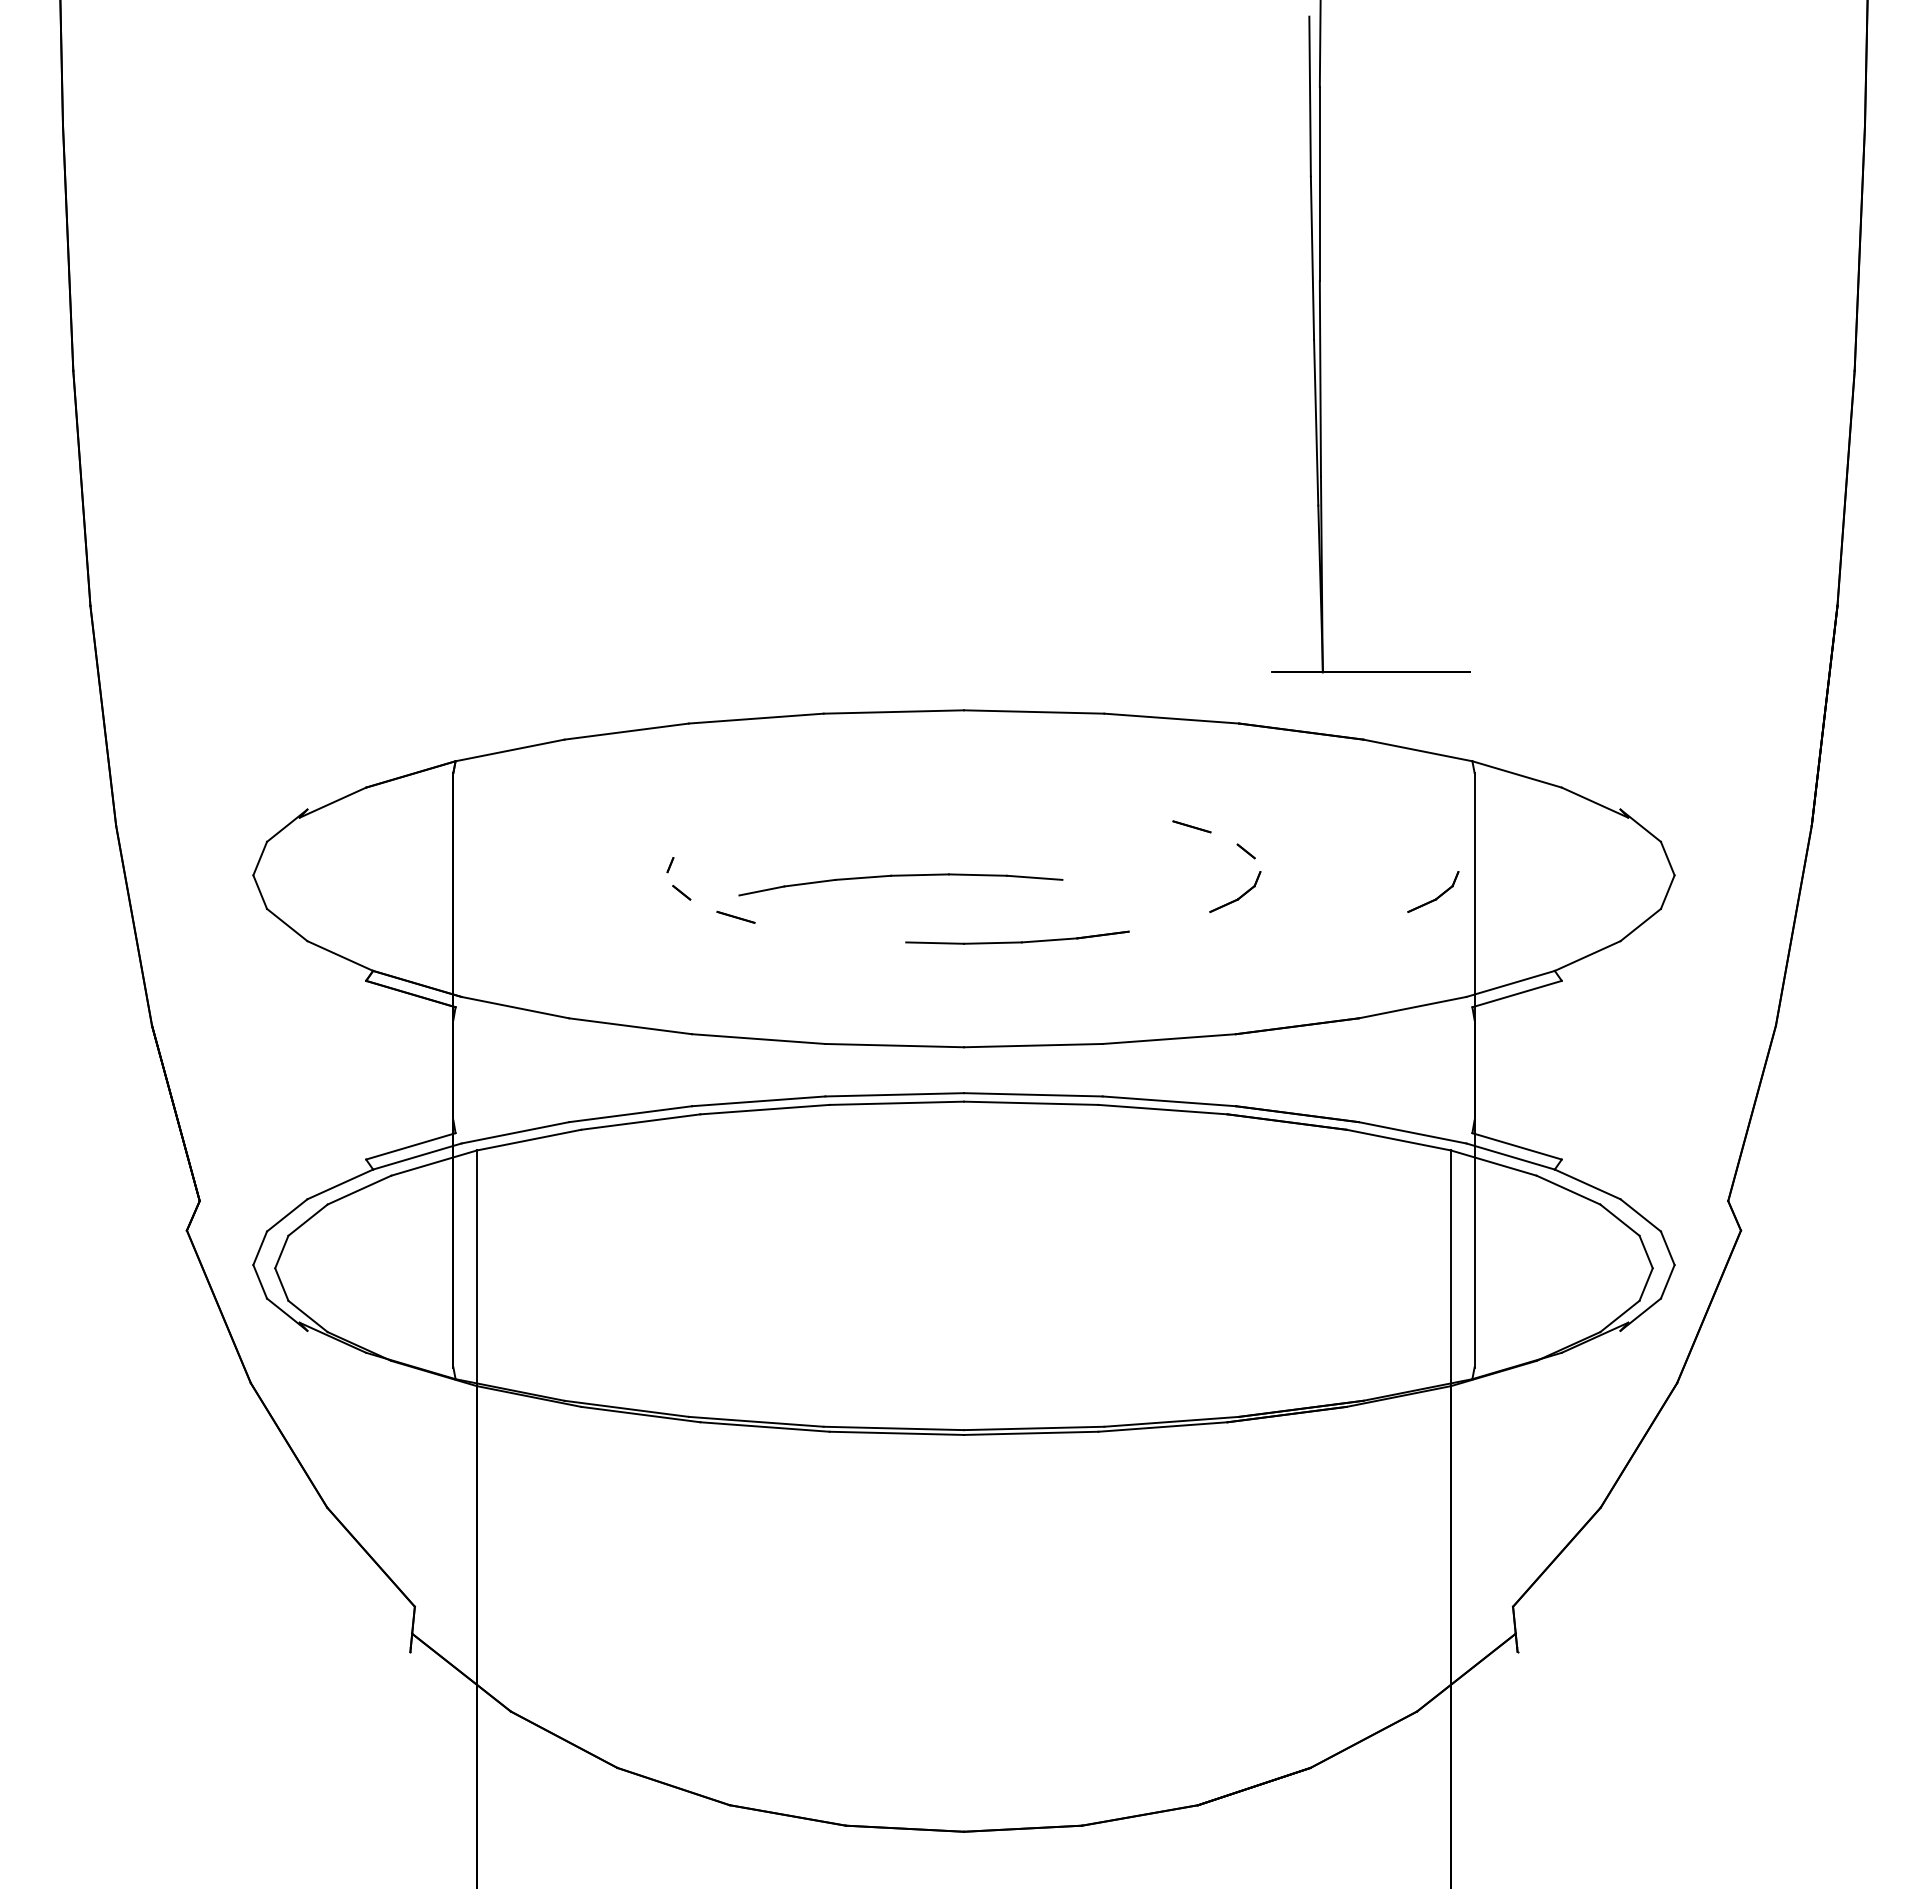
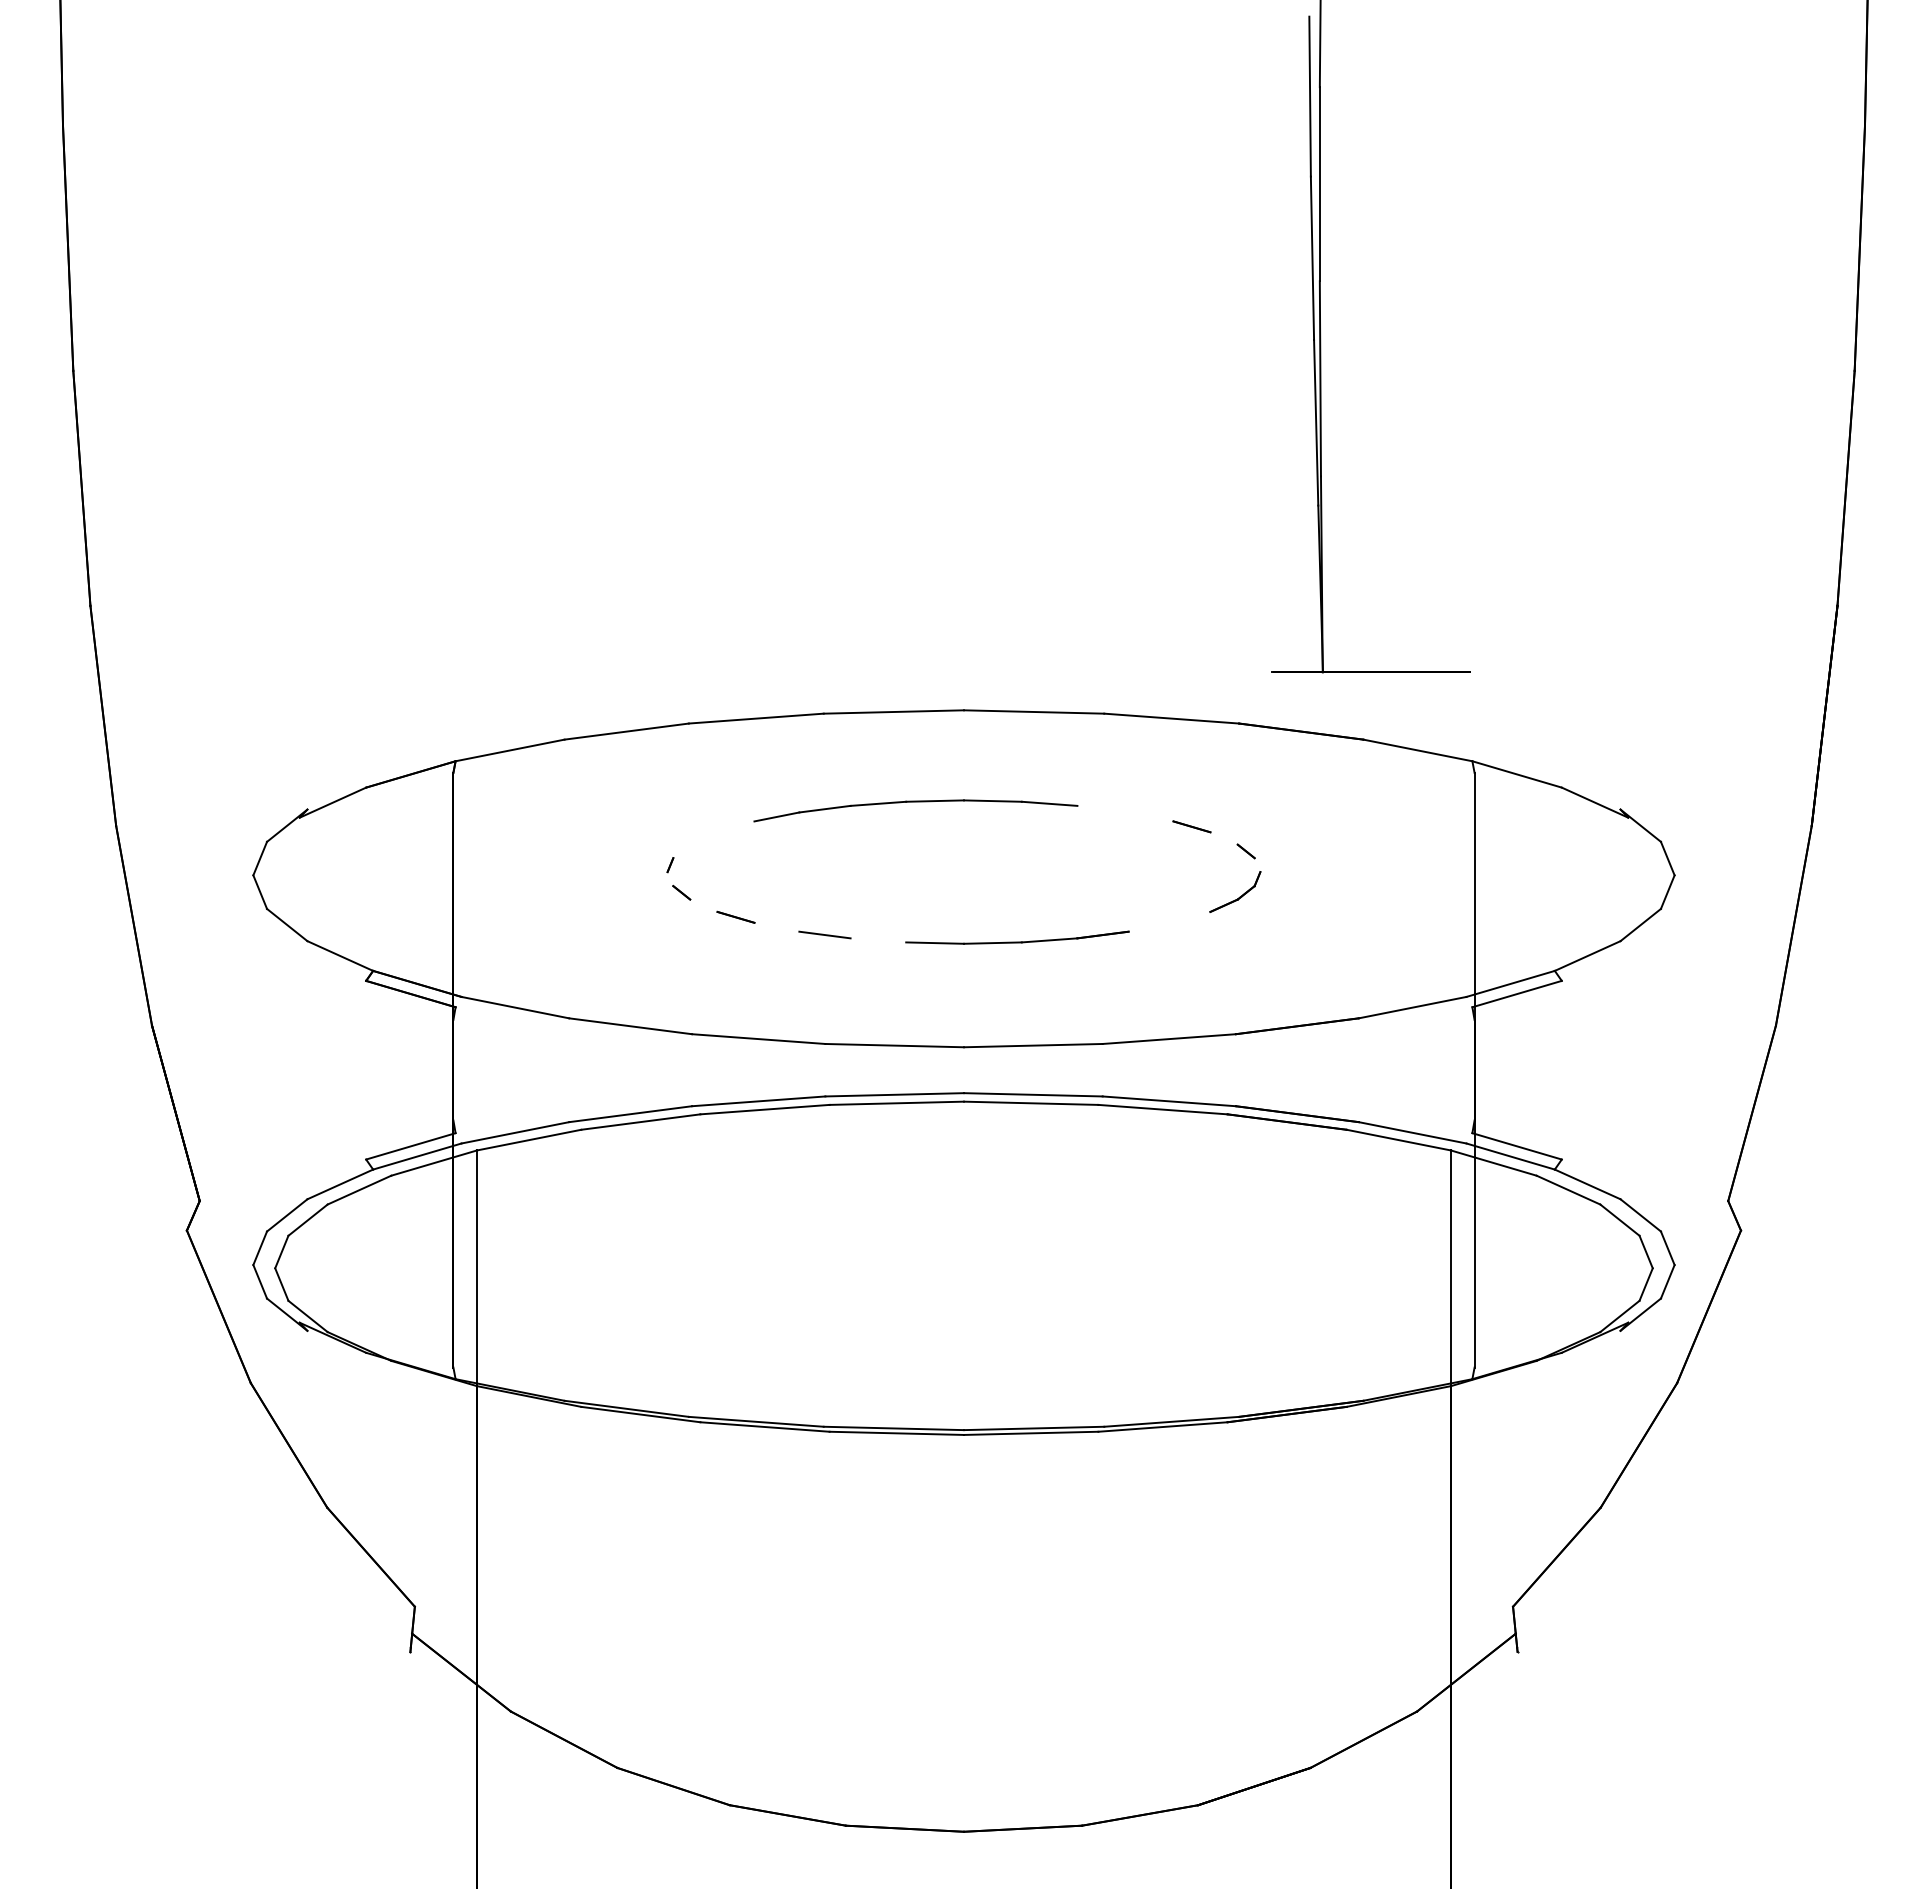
part position: (900, 876) -> (915, 802) (915, 802)
part: present -> none (1437, 896)
line: none -> present (824, 934)
